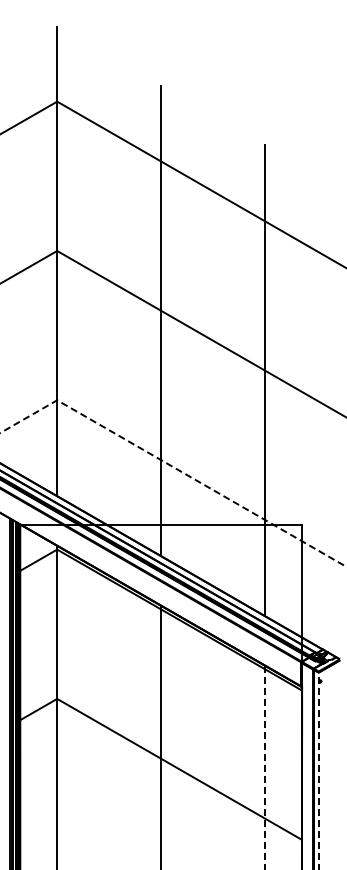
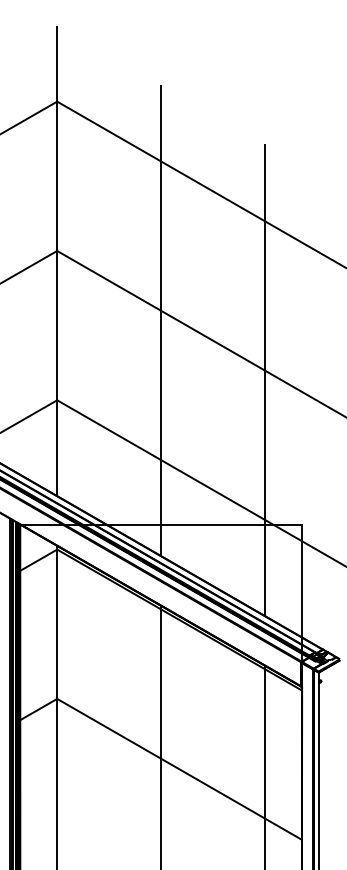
line: dashed -> solid (173, 467)
line: dashed -> solid (265, 767)
line: dashed -> solid (318, 770)
